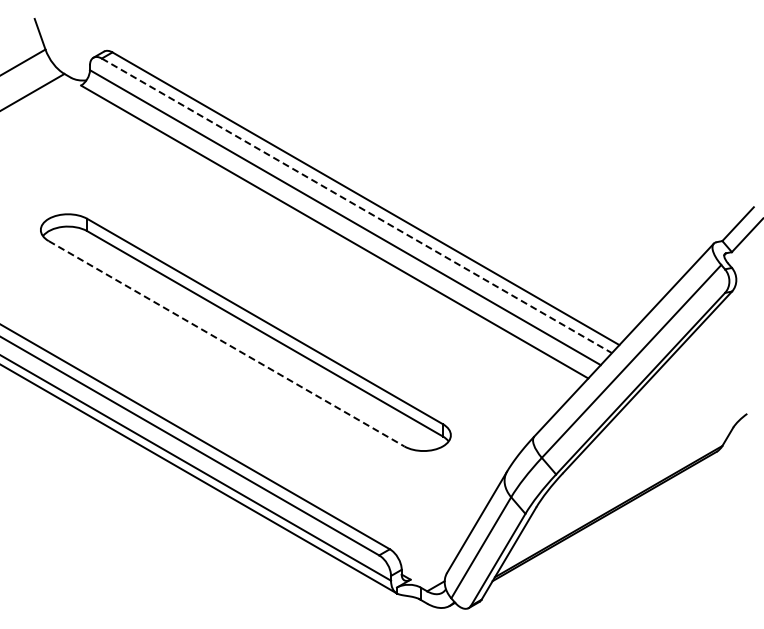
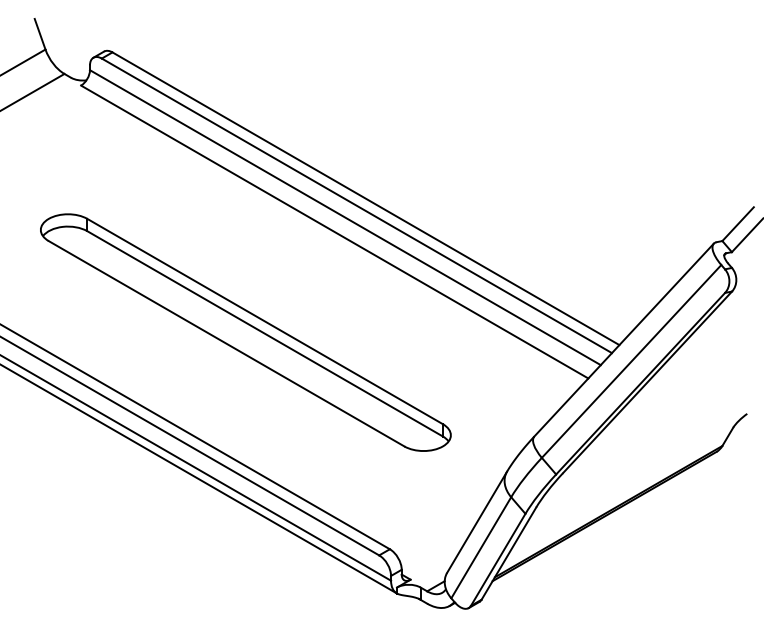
line: dashed -> solid (356, 205)
line: dashed -> solid (227, 344)
